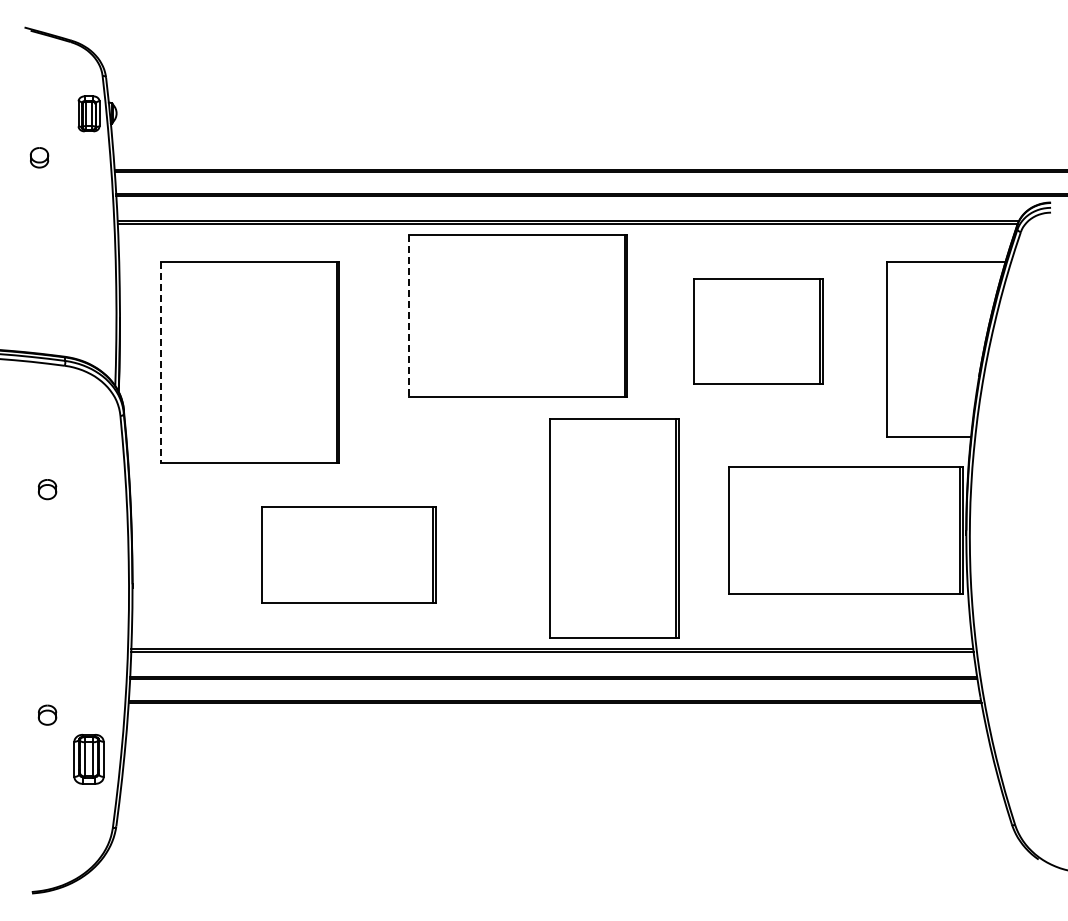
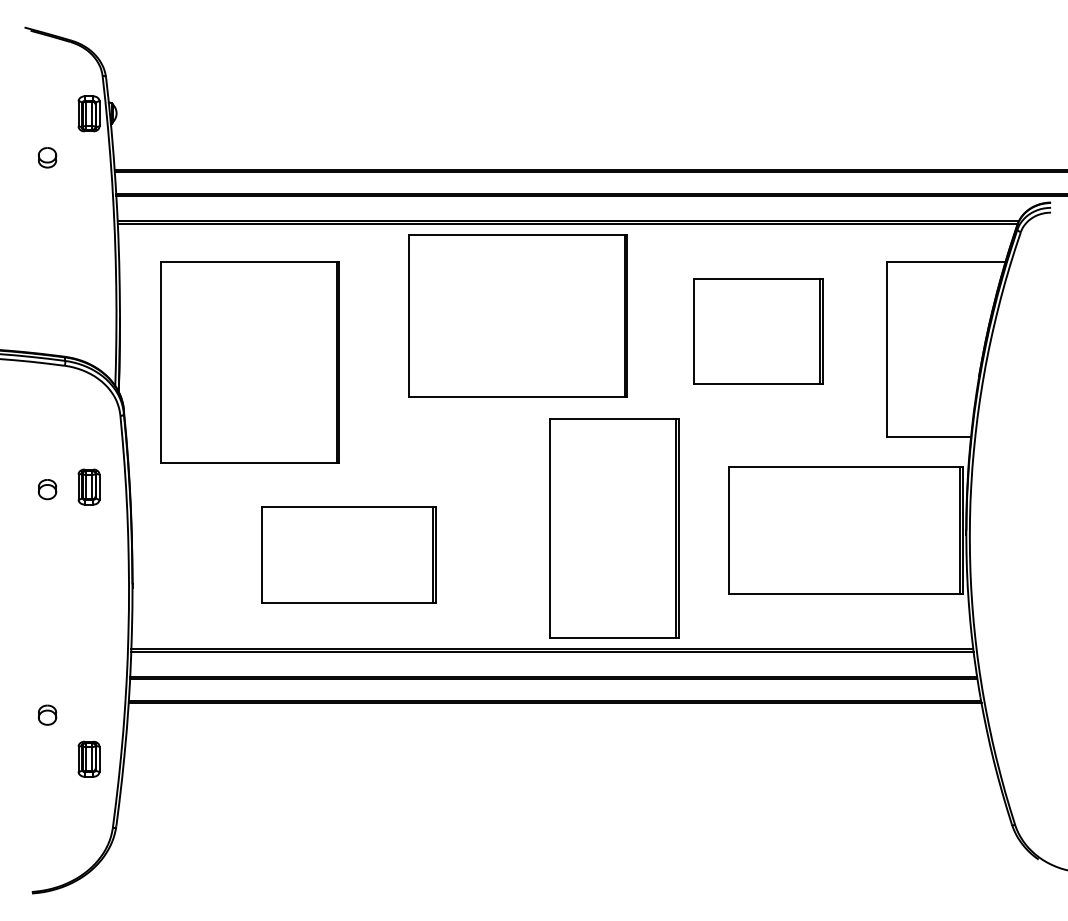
part position: (39, 157) -> (47, 157) (47, 157)
line: dashed -> solid (409, 316)
line: dashed -> solid (161, 362)
part: none -> present (88, 486)
part size: 32x51 px -> 24x38 px (88, 758)
